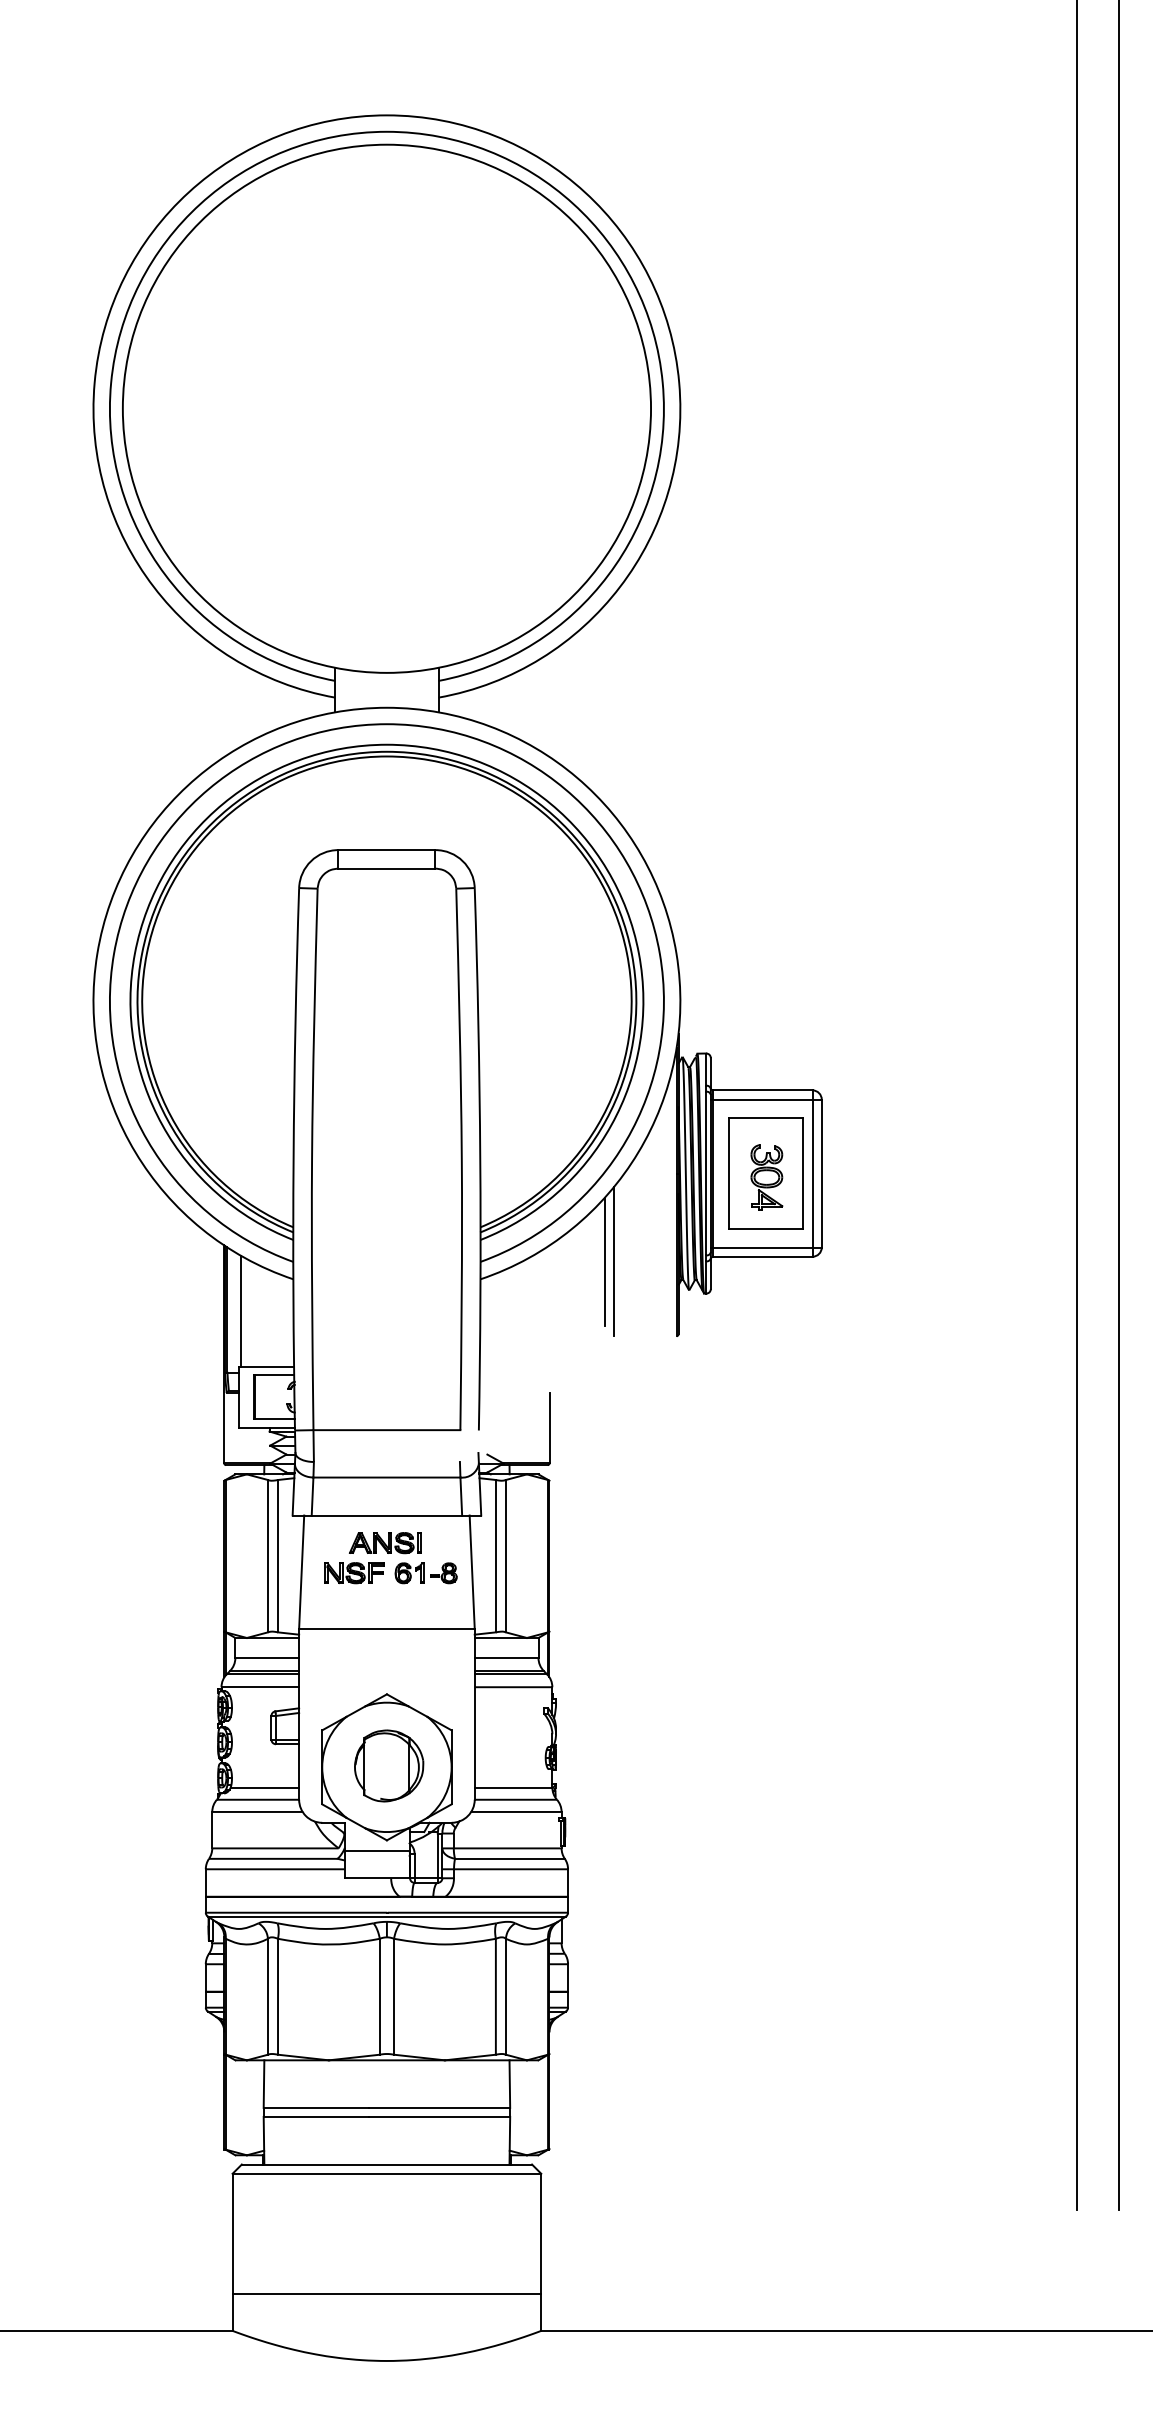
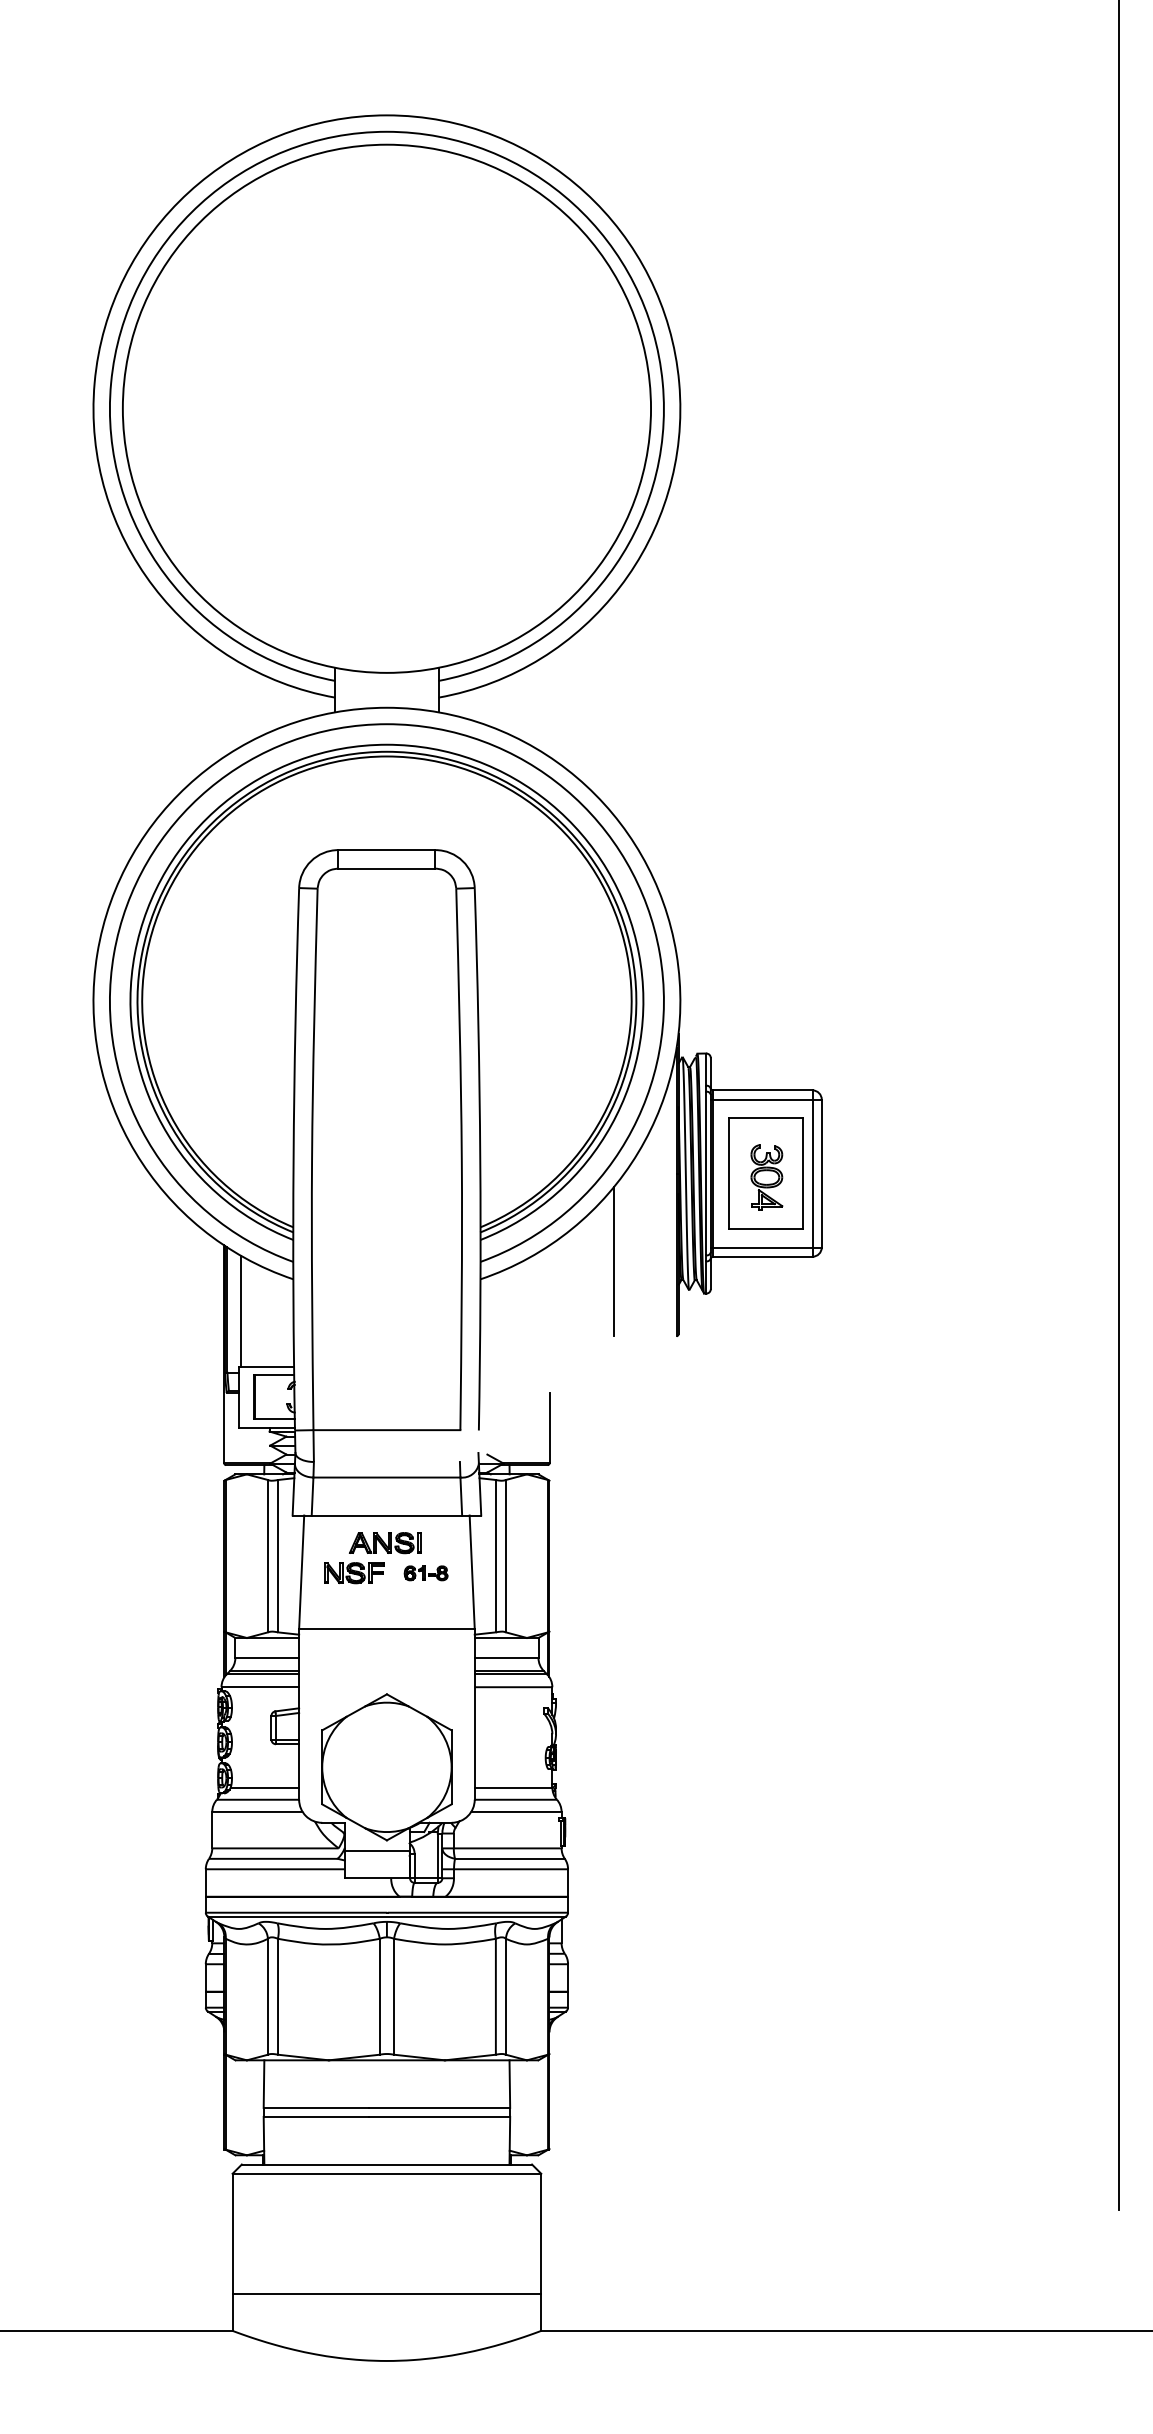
line: present -> none (1076, 1106)
line: present -> none (604, 1261)
part size: 64x23 px -> 46x17 px (425, 1573)
part: present -> none (389, 1765)
